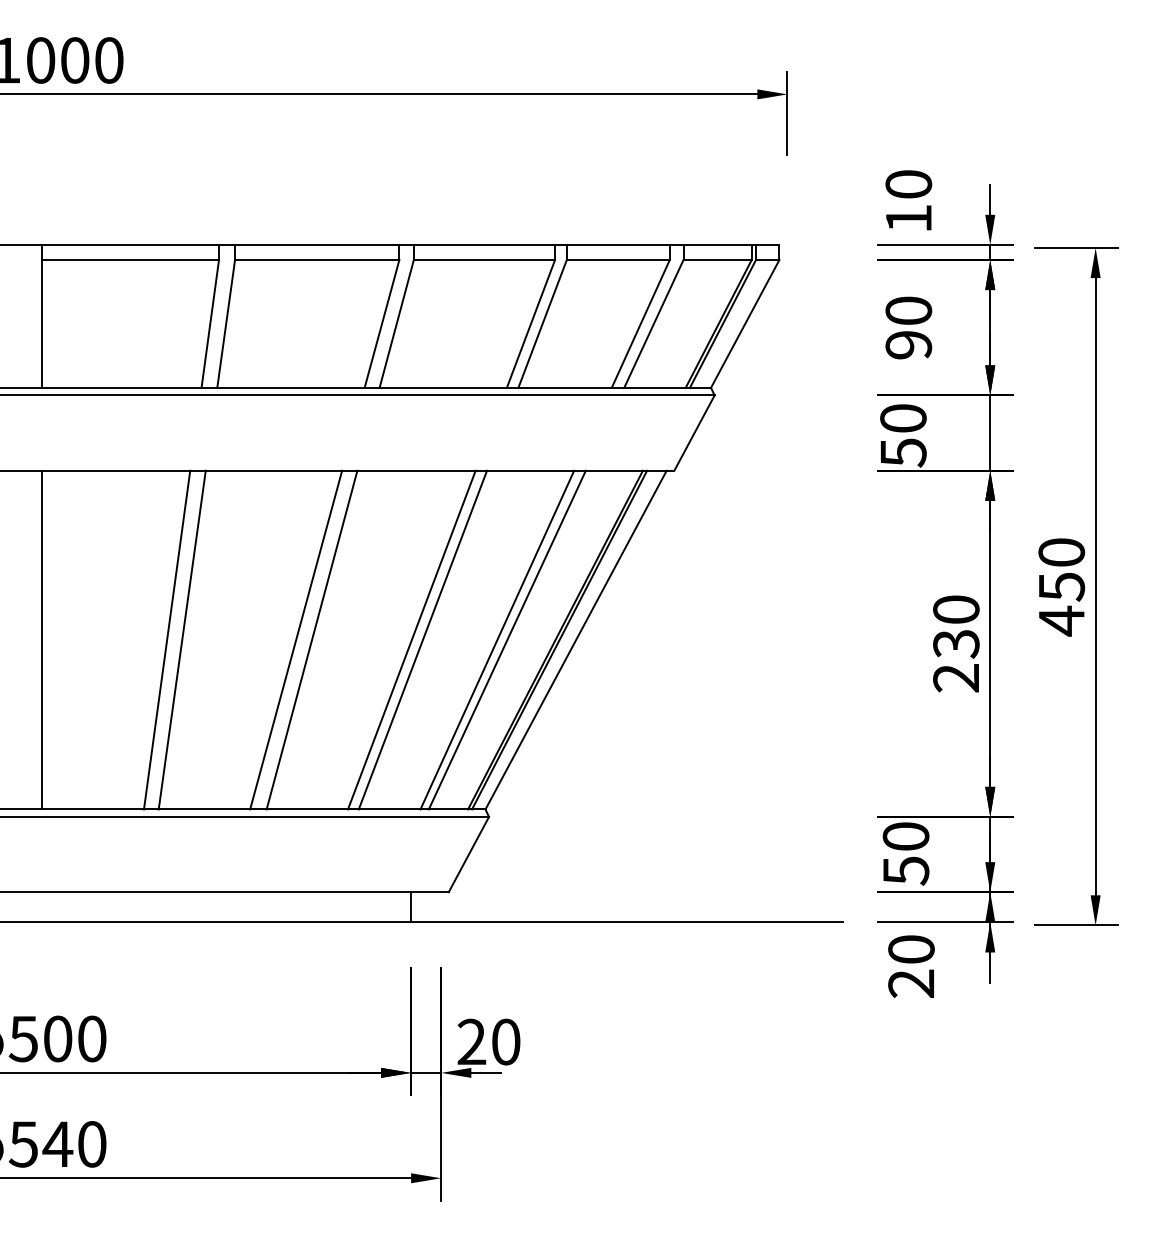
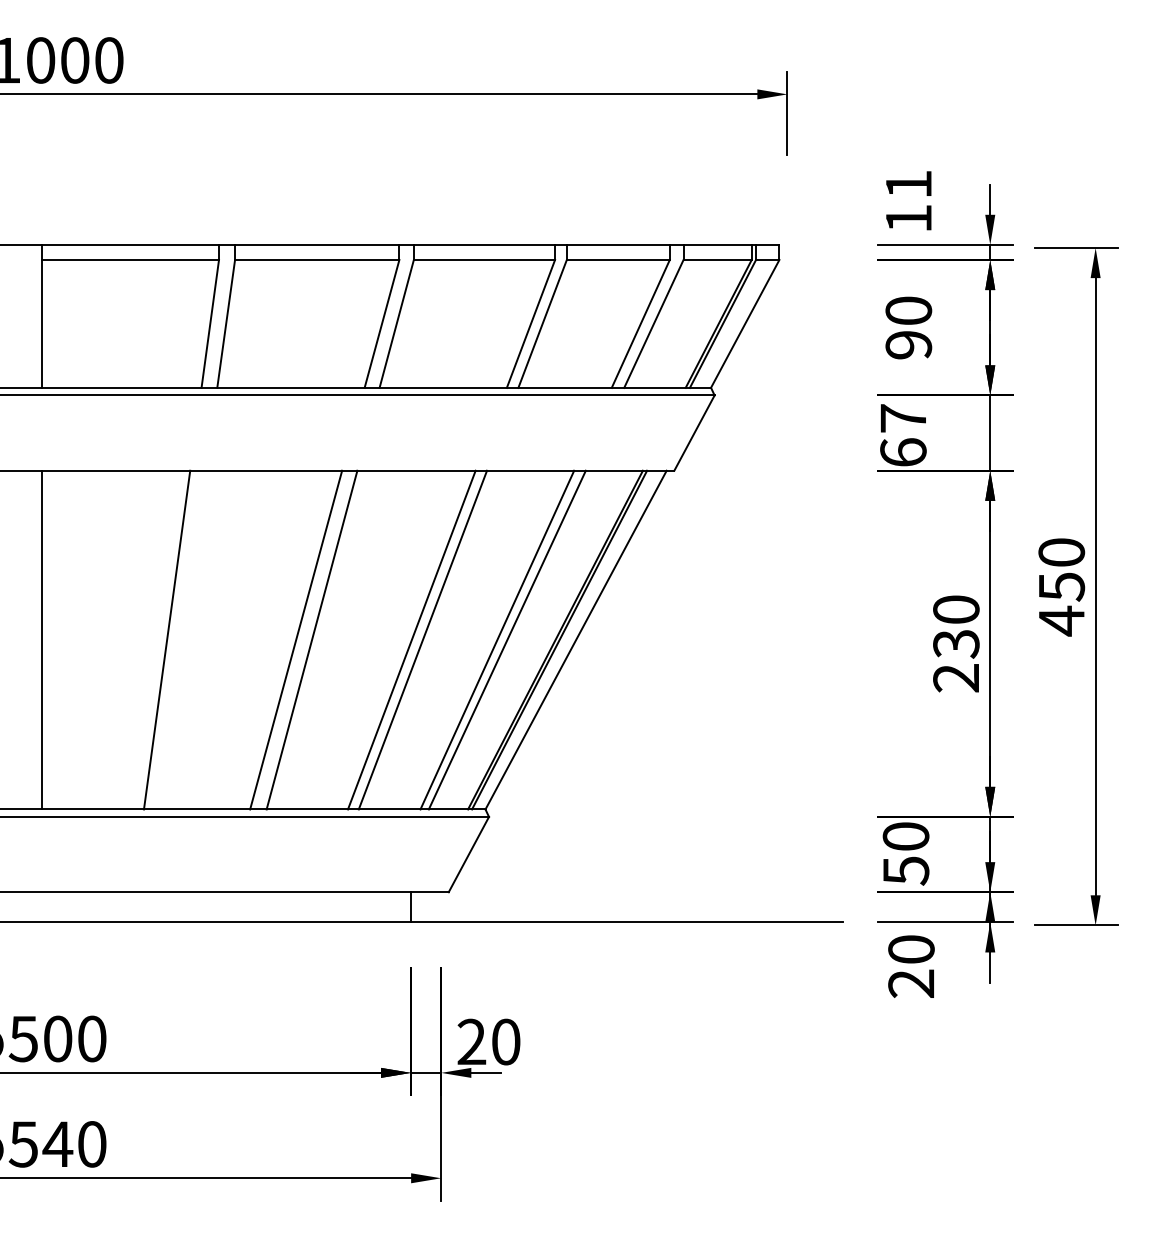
text: 10 -> 11 (908, 184)
text: 50 -> 67 (903, 435)
line: present -> none (181, 639)
